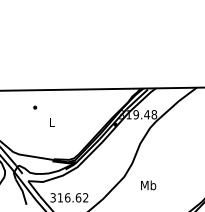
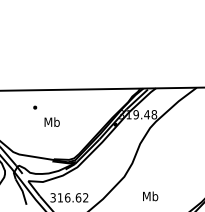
text: L -> Mb (51, 121)
text position: (148, 185) -> (150, 196) (150, 196)
